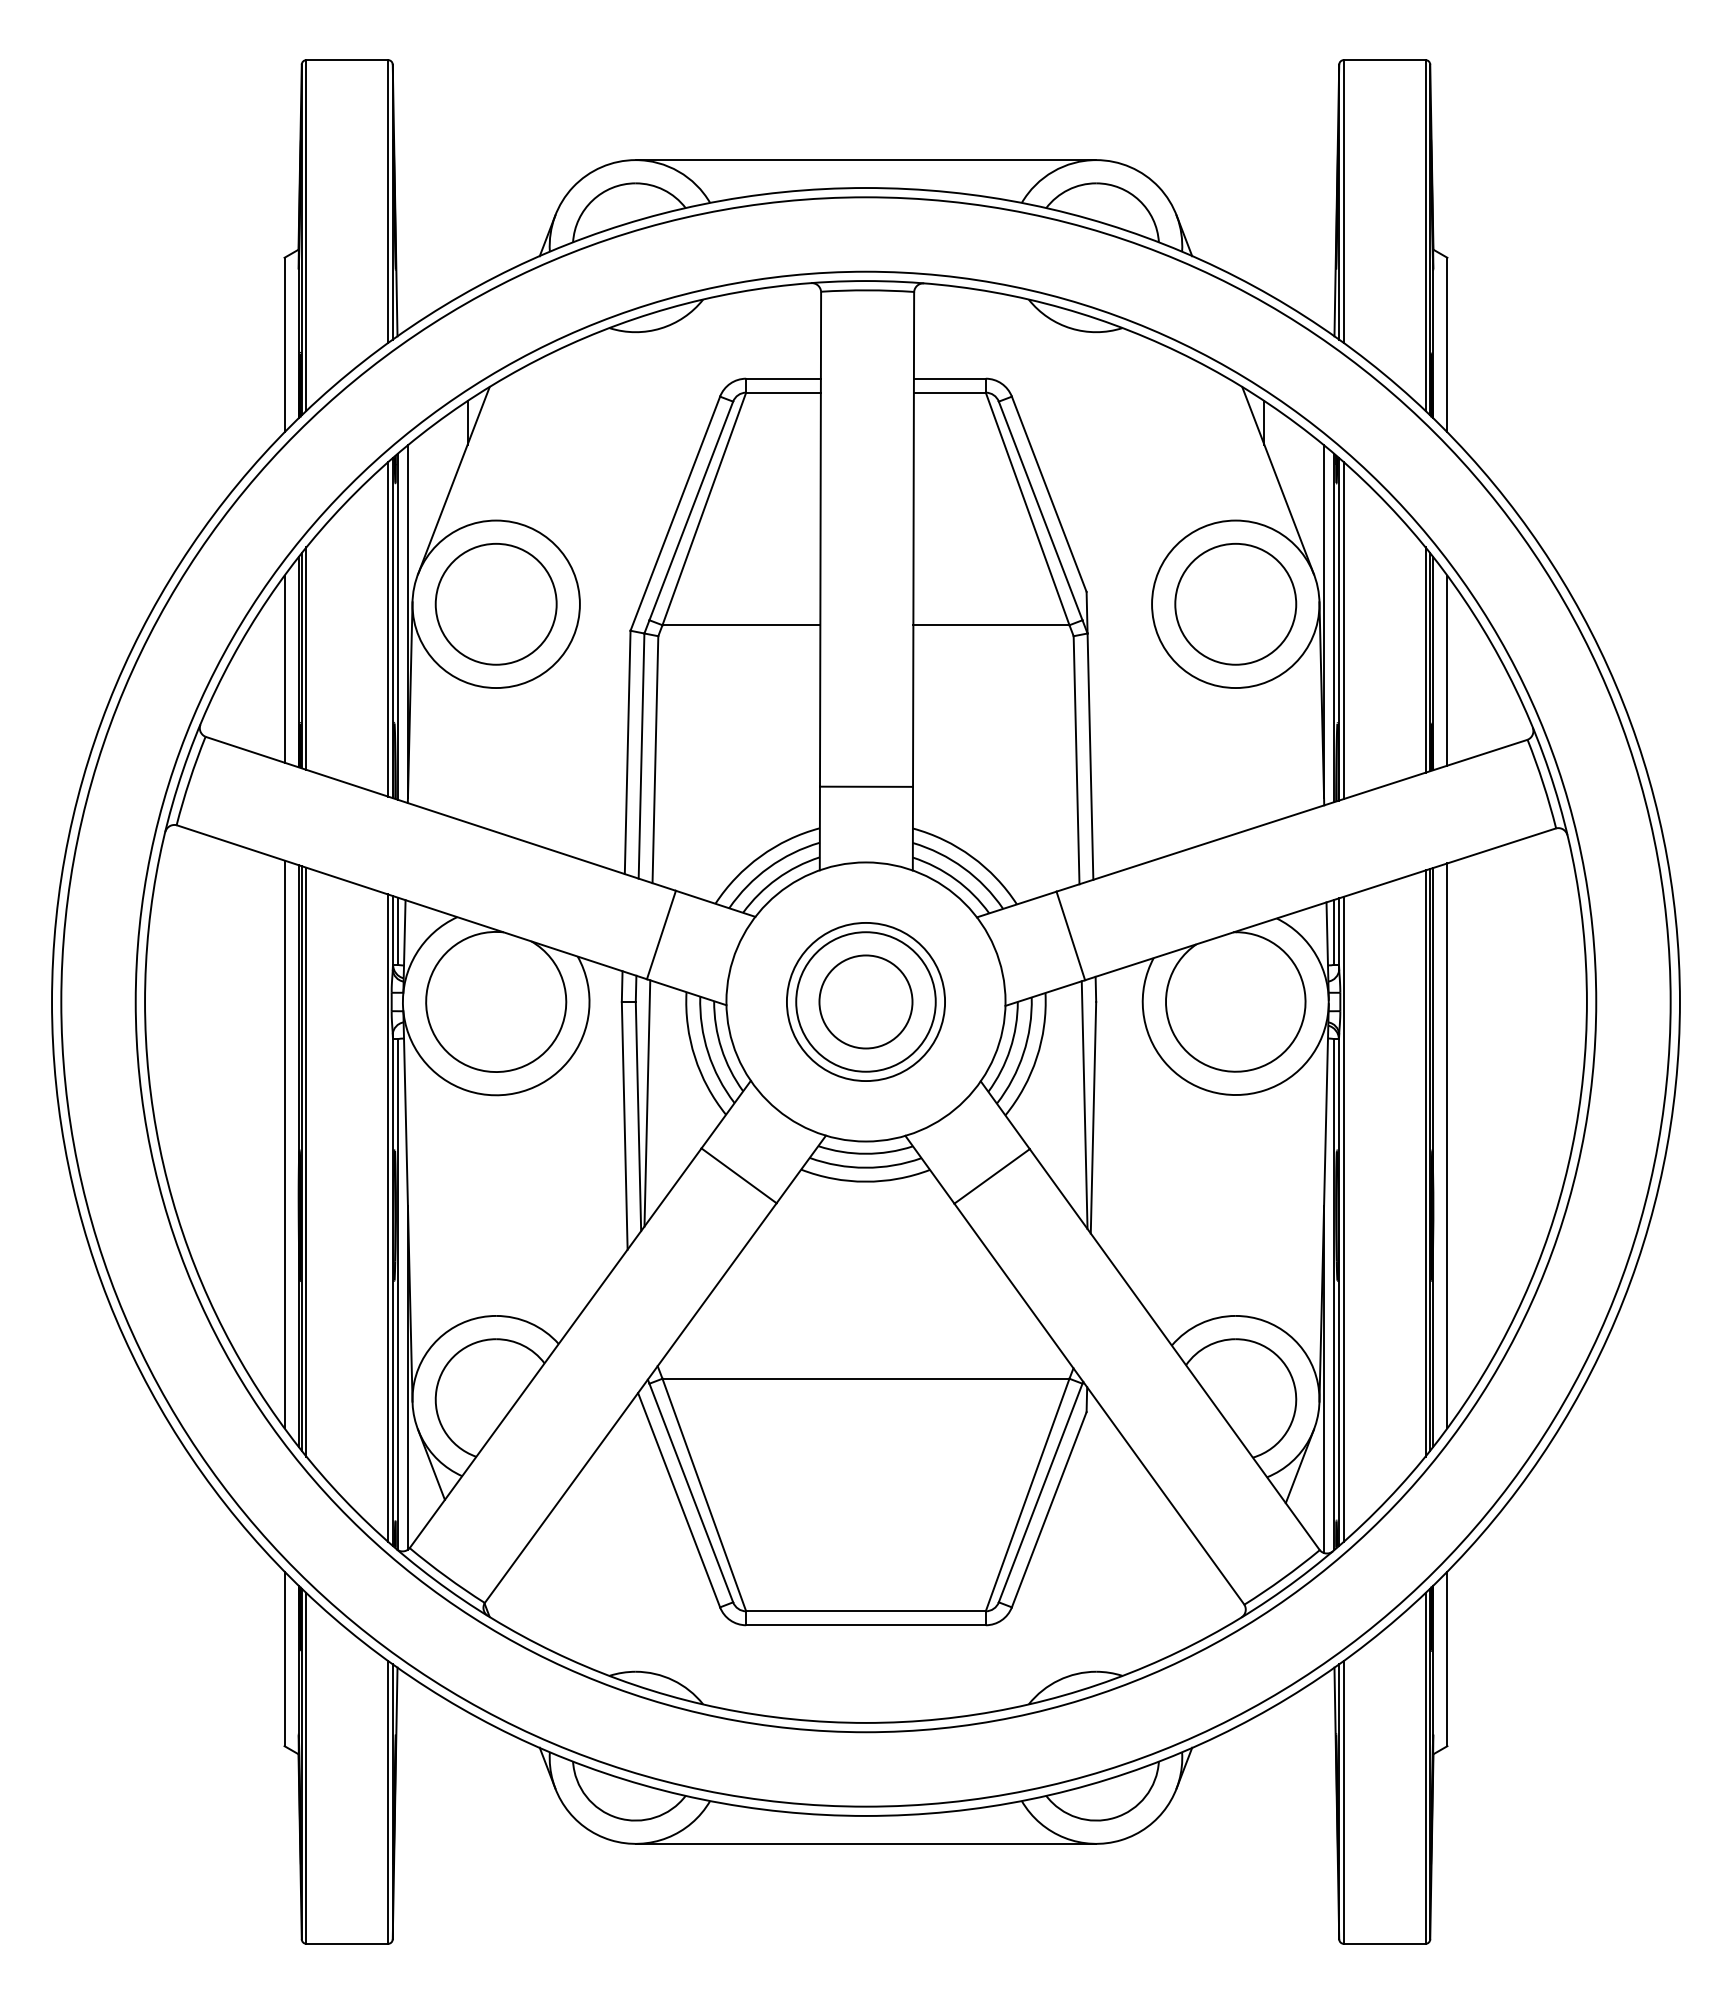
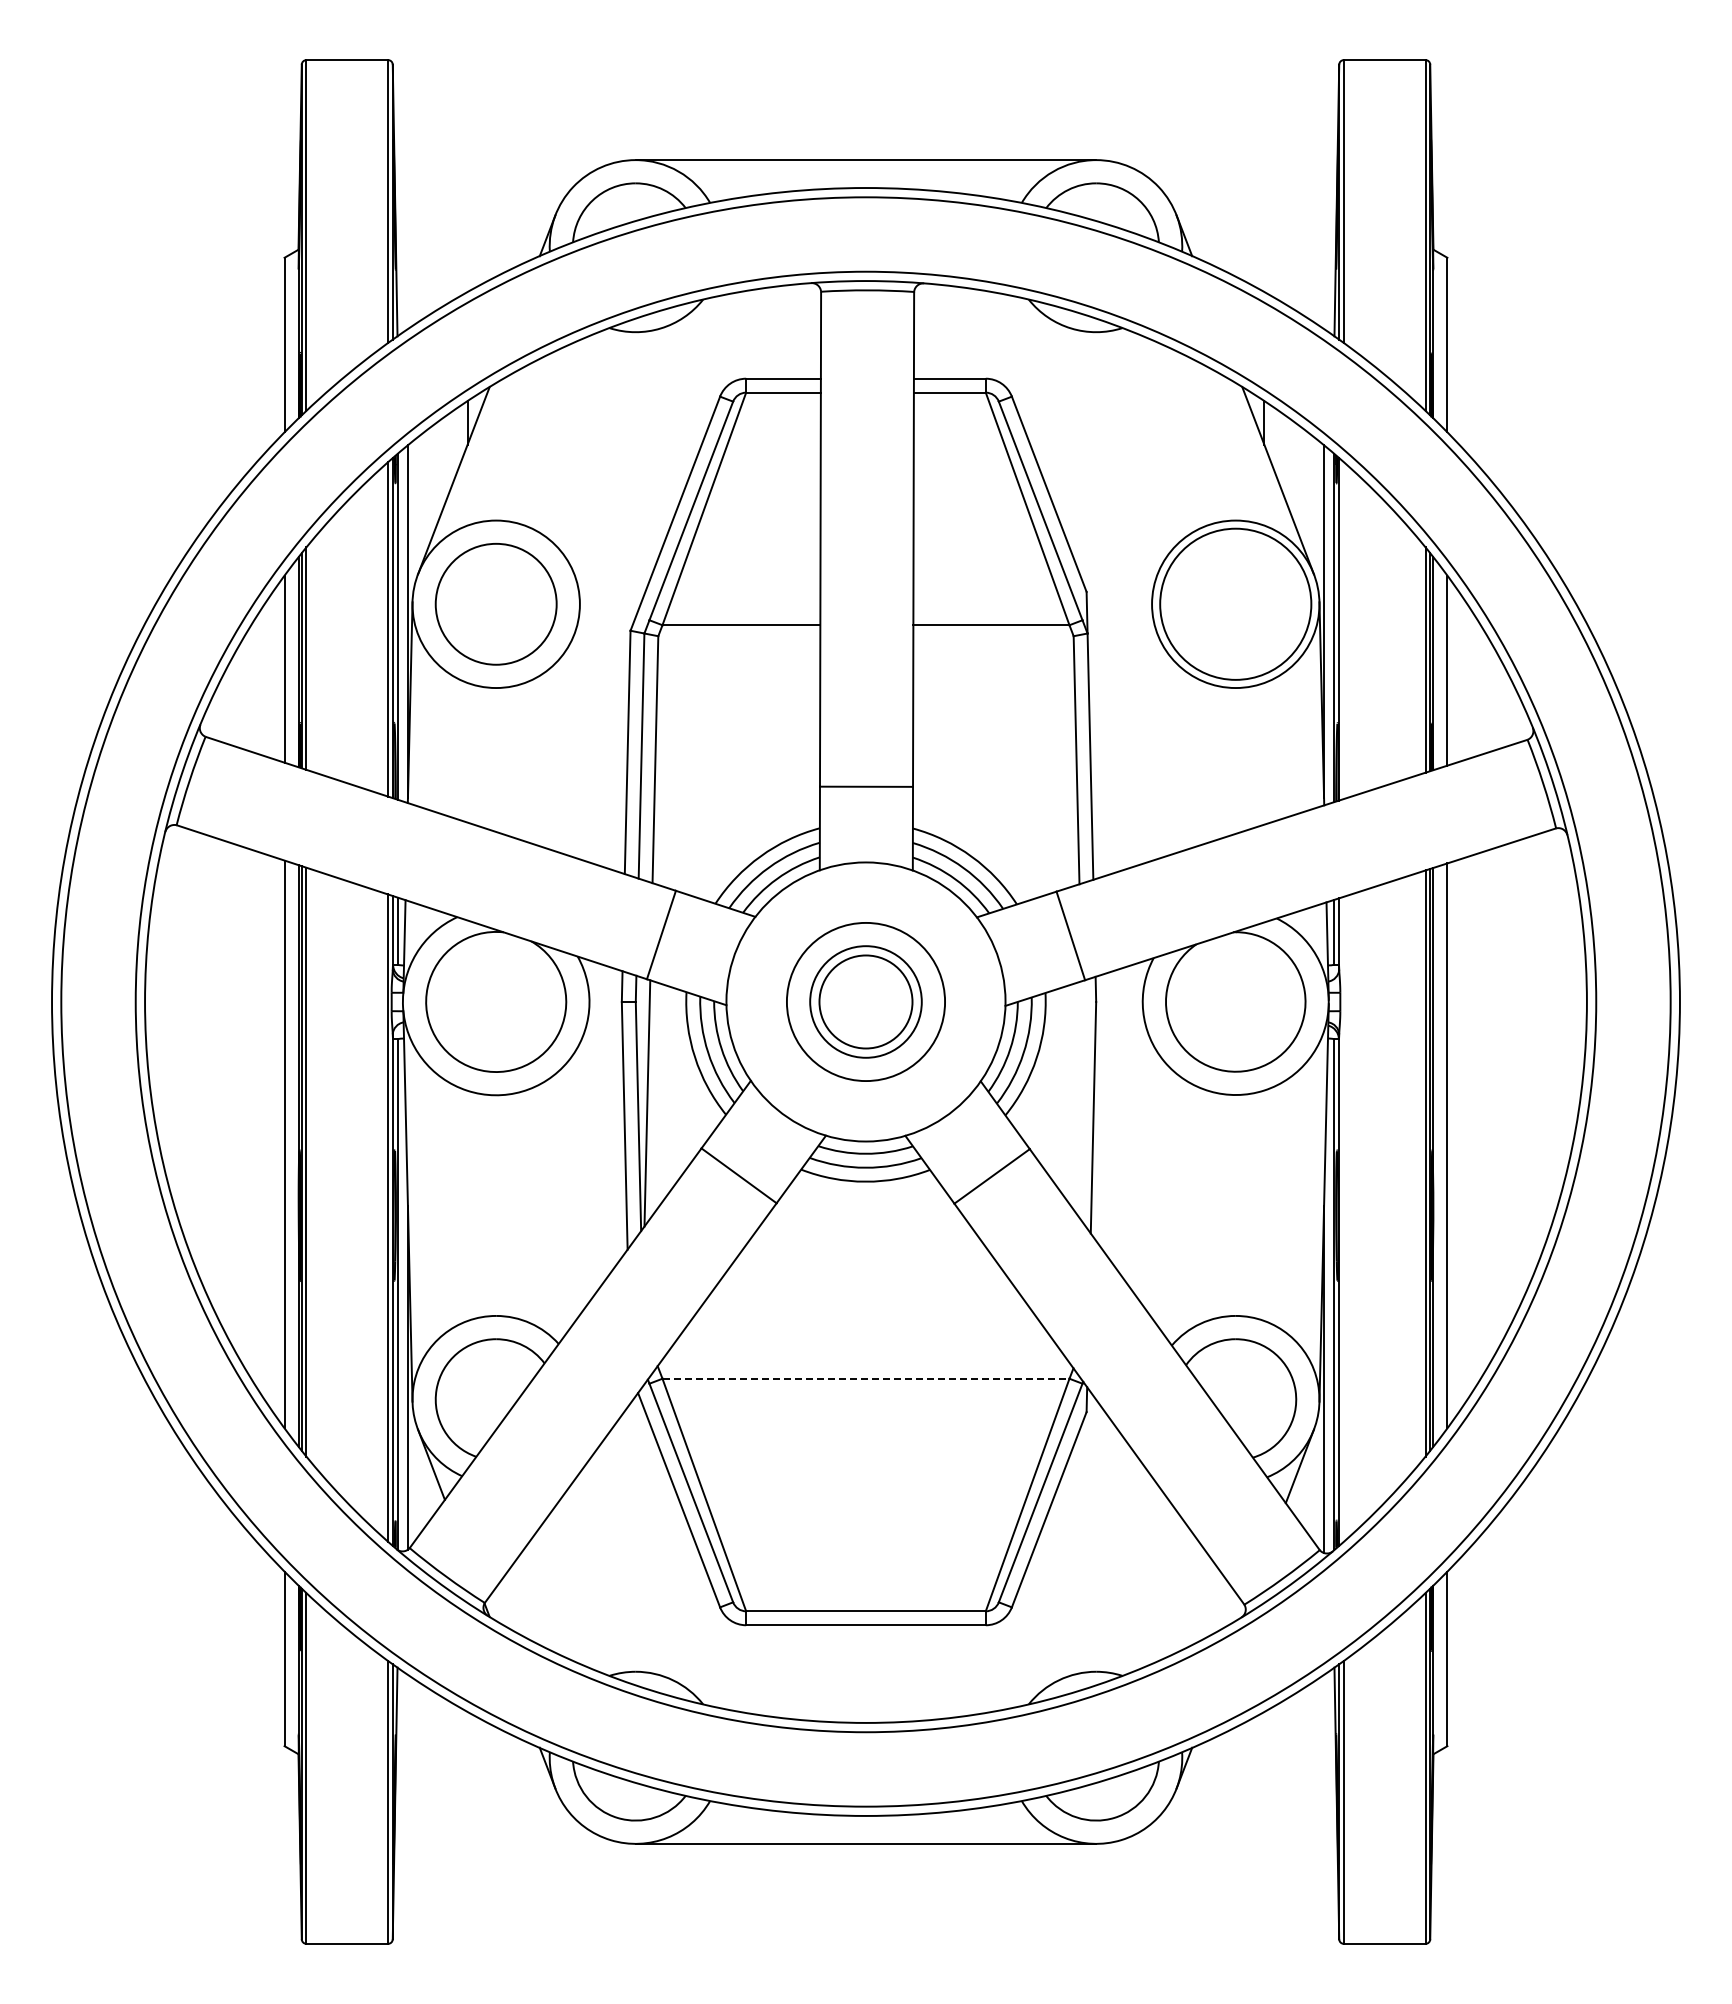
circle diameter: 121 px -> 151 px (1235, 603)
line: present -> none (1343, 630)
circle diameter: 140 px -> 112 px (865, 1001)
line: present -> none (1084, 1105)
line: present -> none (1343, 1218)
line: solid -> dashed (866, 1378)
